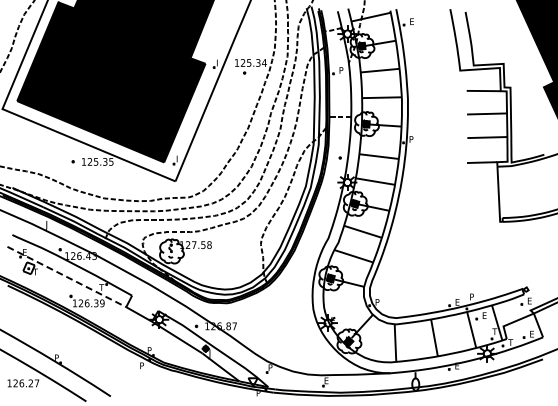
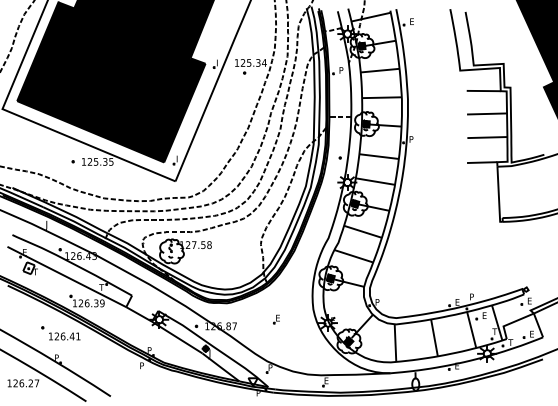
line: dashed -> solid (66, 276)
part: none -> present (276, 319)
part: none -> present (60, 333)
